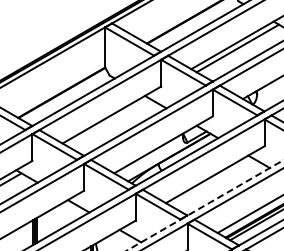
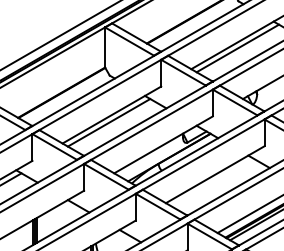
line: none -> present (60, 35)
line: none -> present (108, 122)
line: dashed -> solid (204, 205)
